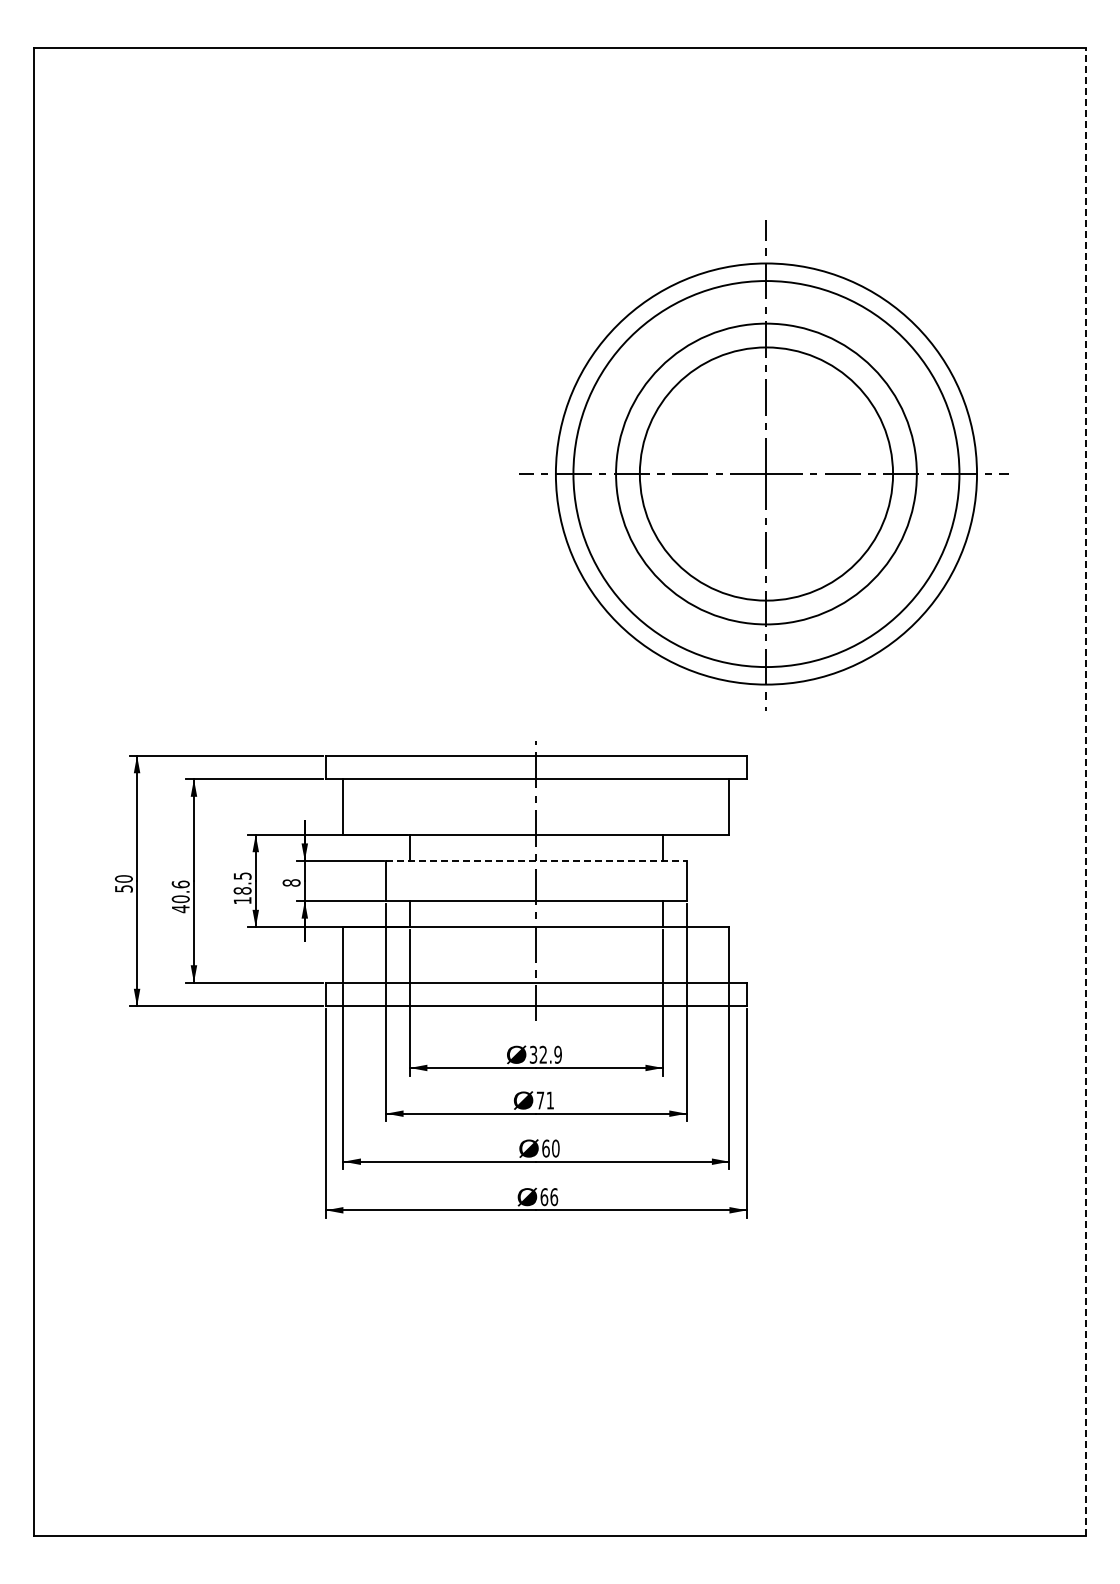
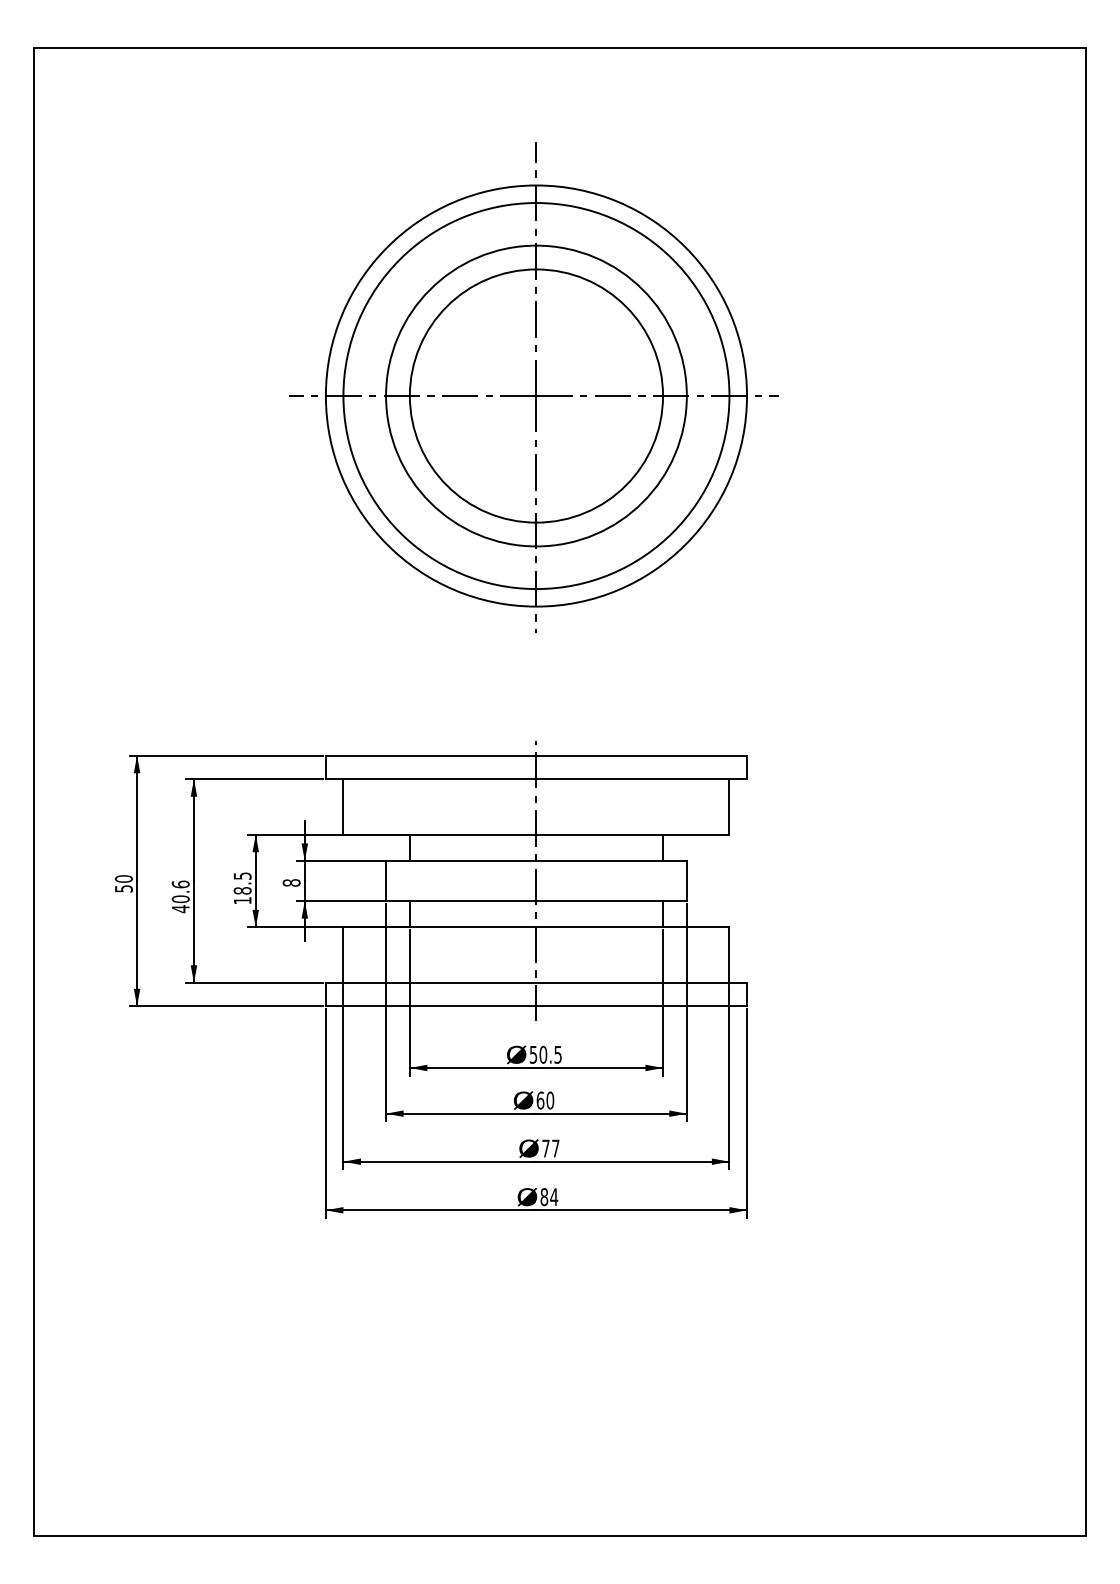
part position: (763, 465) -> (533, 387) (533, 387)
line: dashed -> solid (1086, 791)
line: dashed -> solid (536, 860)
text: 32.9 -> 50.5 (545, 1054)
text: 71 -> 60 (545, 1100)
text: 60 -> 77 (550, 1148)
text: 66 -> 84 (549, 1197)
